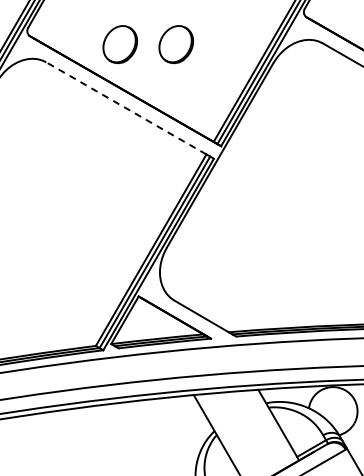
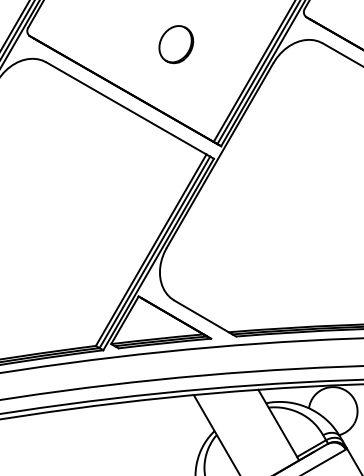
part: present -> none (120, 44)
line: dashed -> solid (125, 108)
